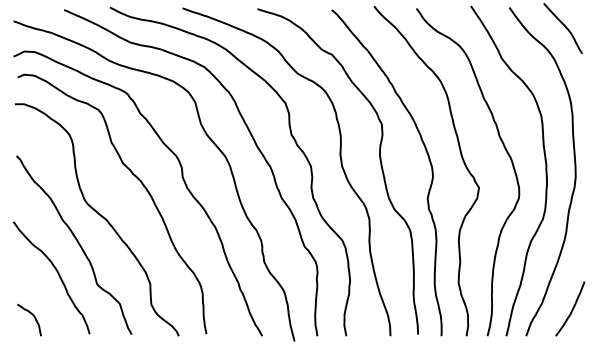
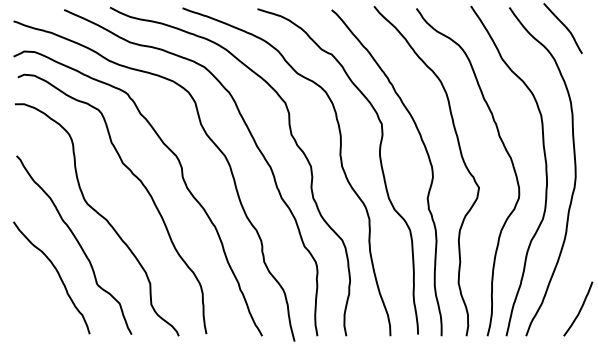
curve position: (571, 309) -> (579, 309) (579, 309)
curve: present -> none (33, 317)
